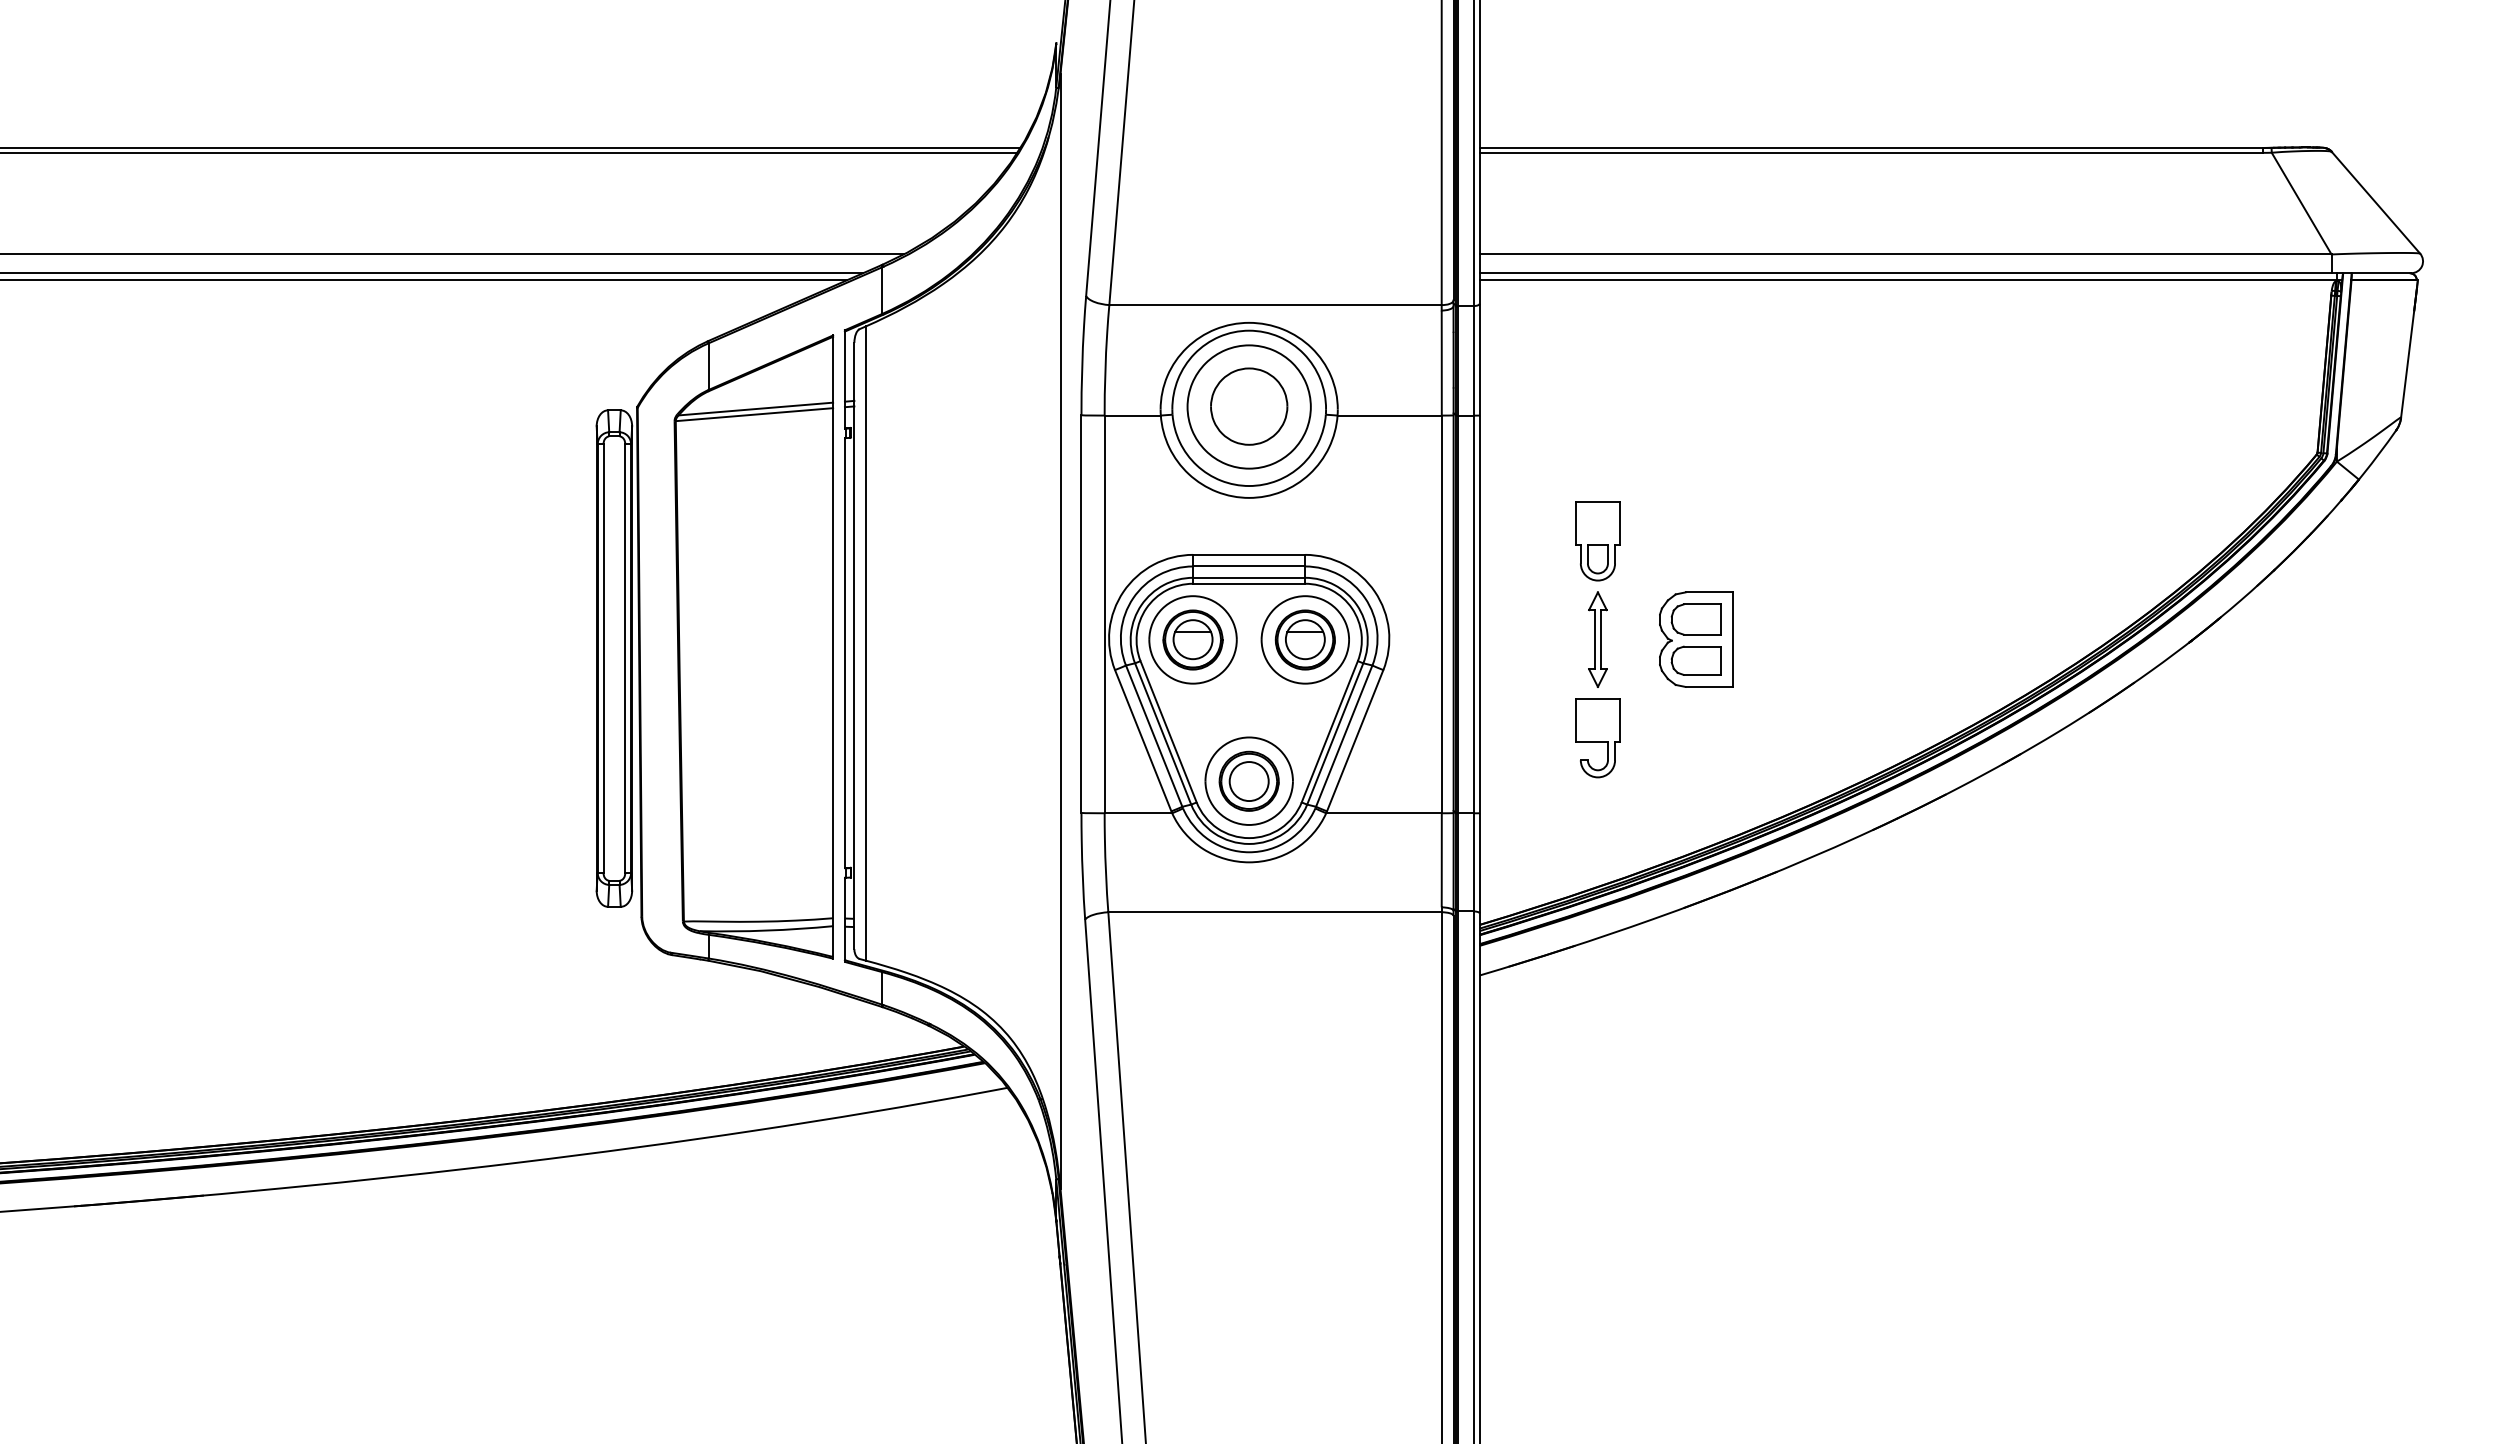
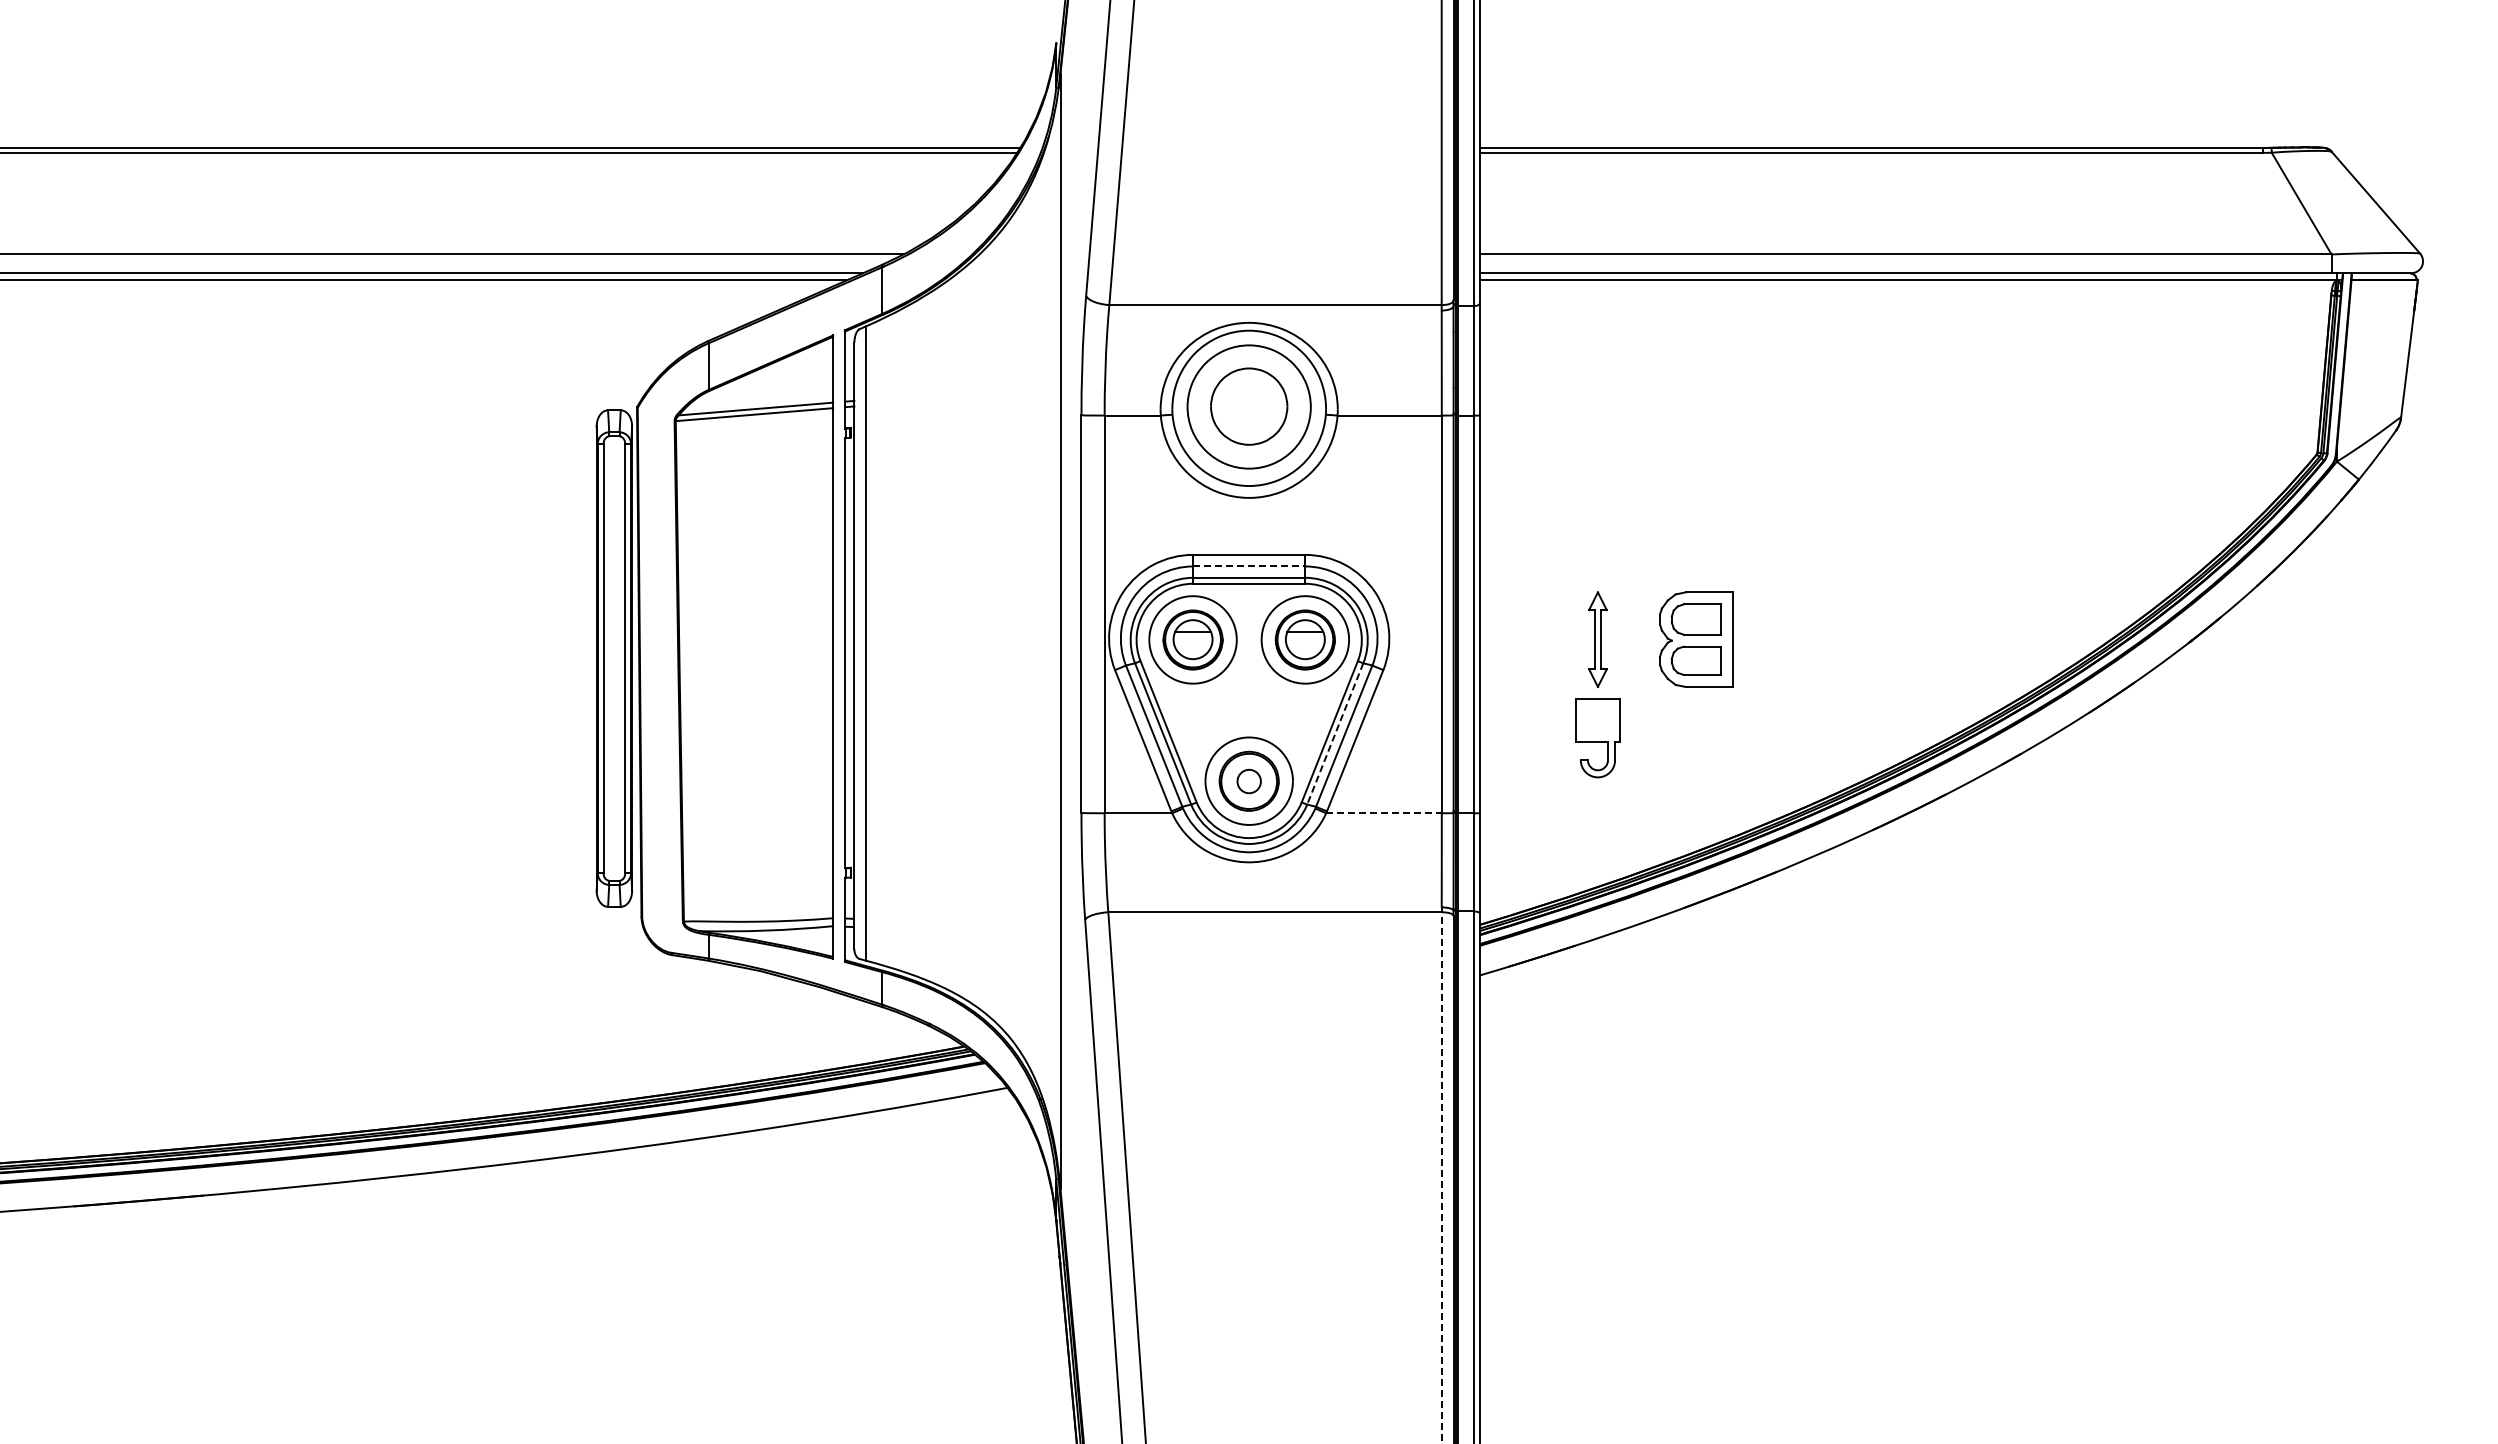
part: present -> none (1597, 541)
line: solid -> dashed (1249, 566)
line: solid -> dashed (1335, 734)
circle diameter: 39 px -> 23 px (1248, 781)
line: solid -> dashed (1384, 813)
line: solid -> dashed (1441, 1175)
